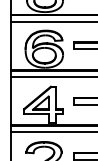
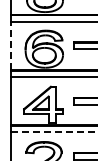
line: solid -> dashed (10, 45)
line: solid -> dashed (54, 132)
